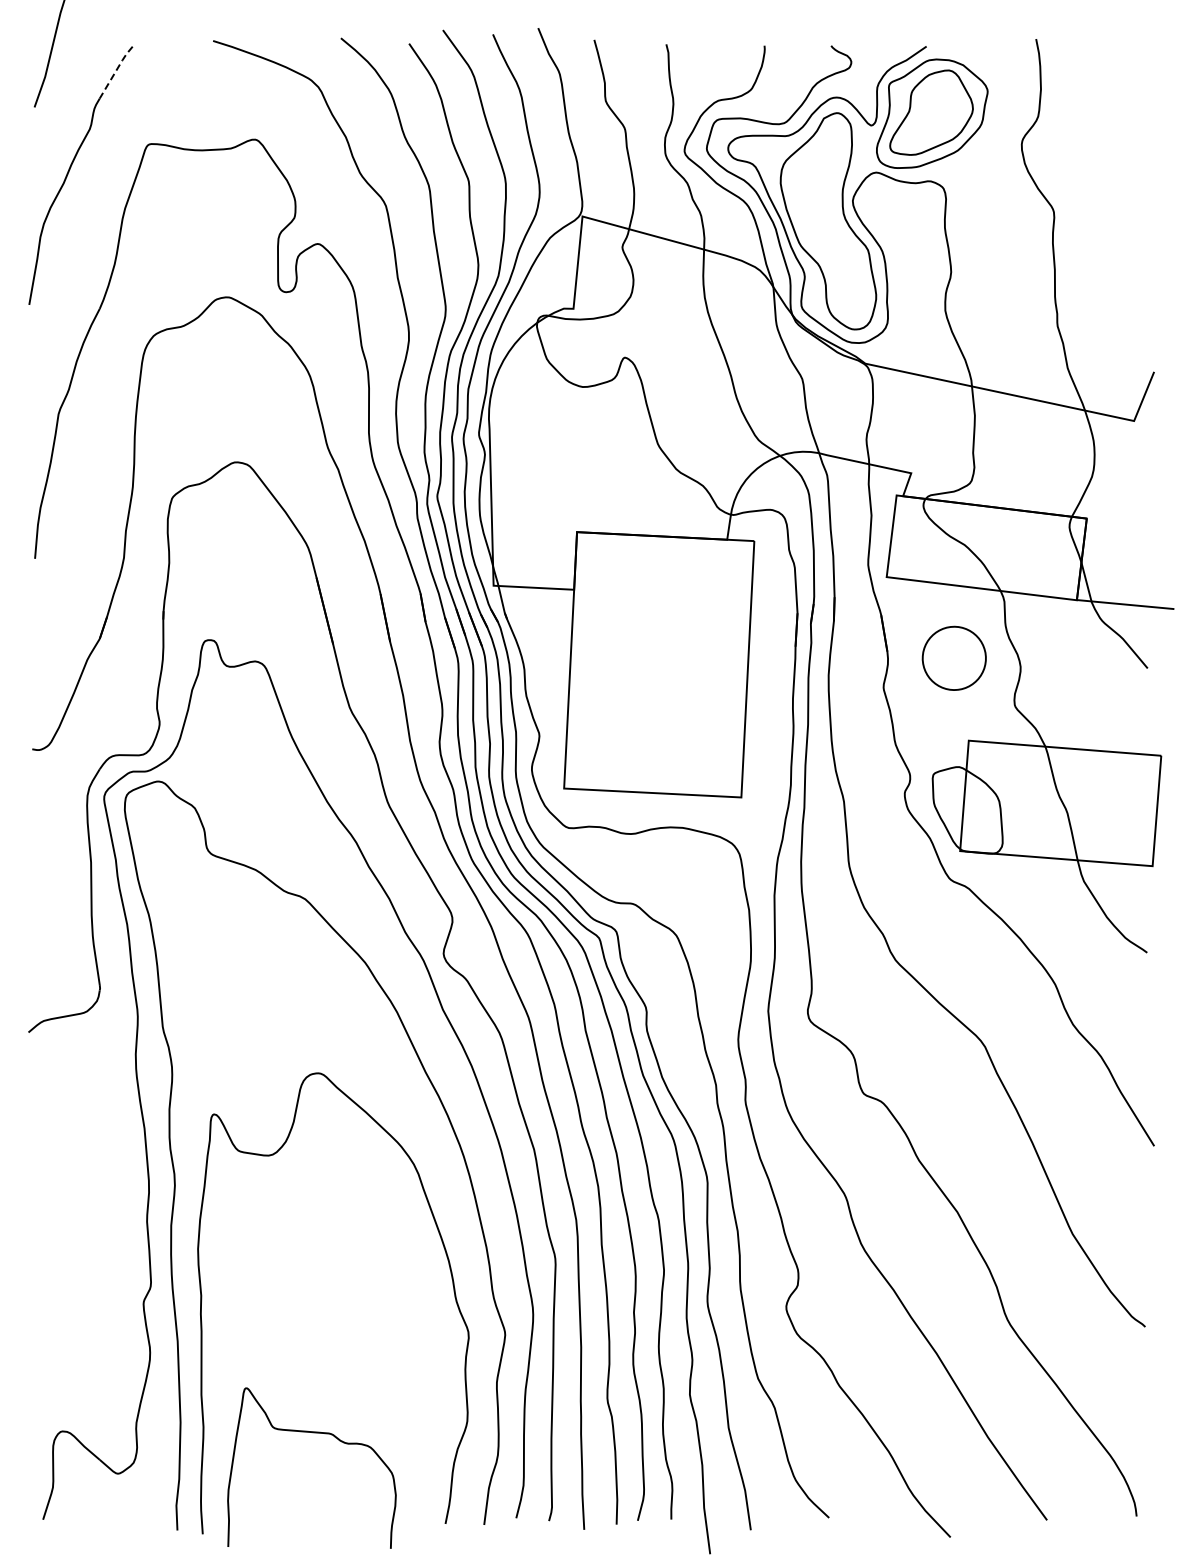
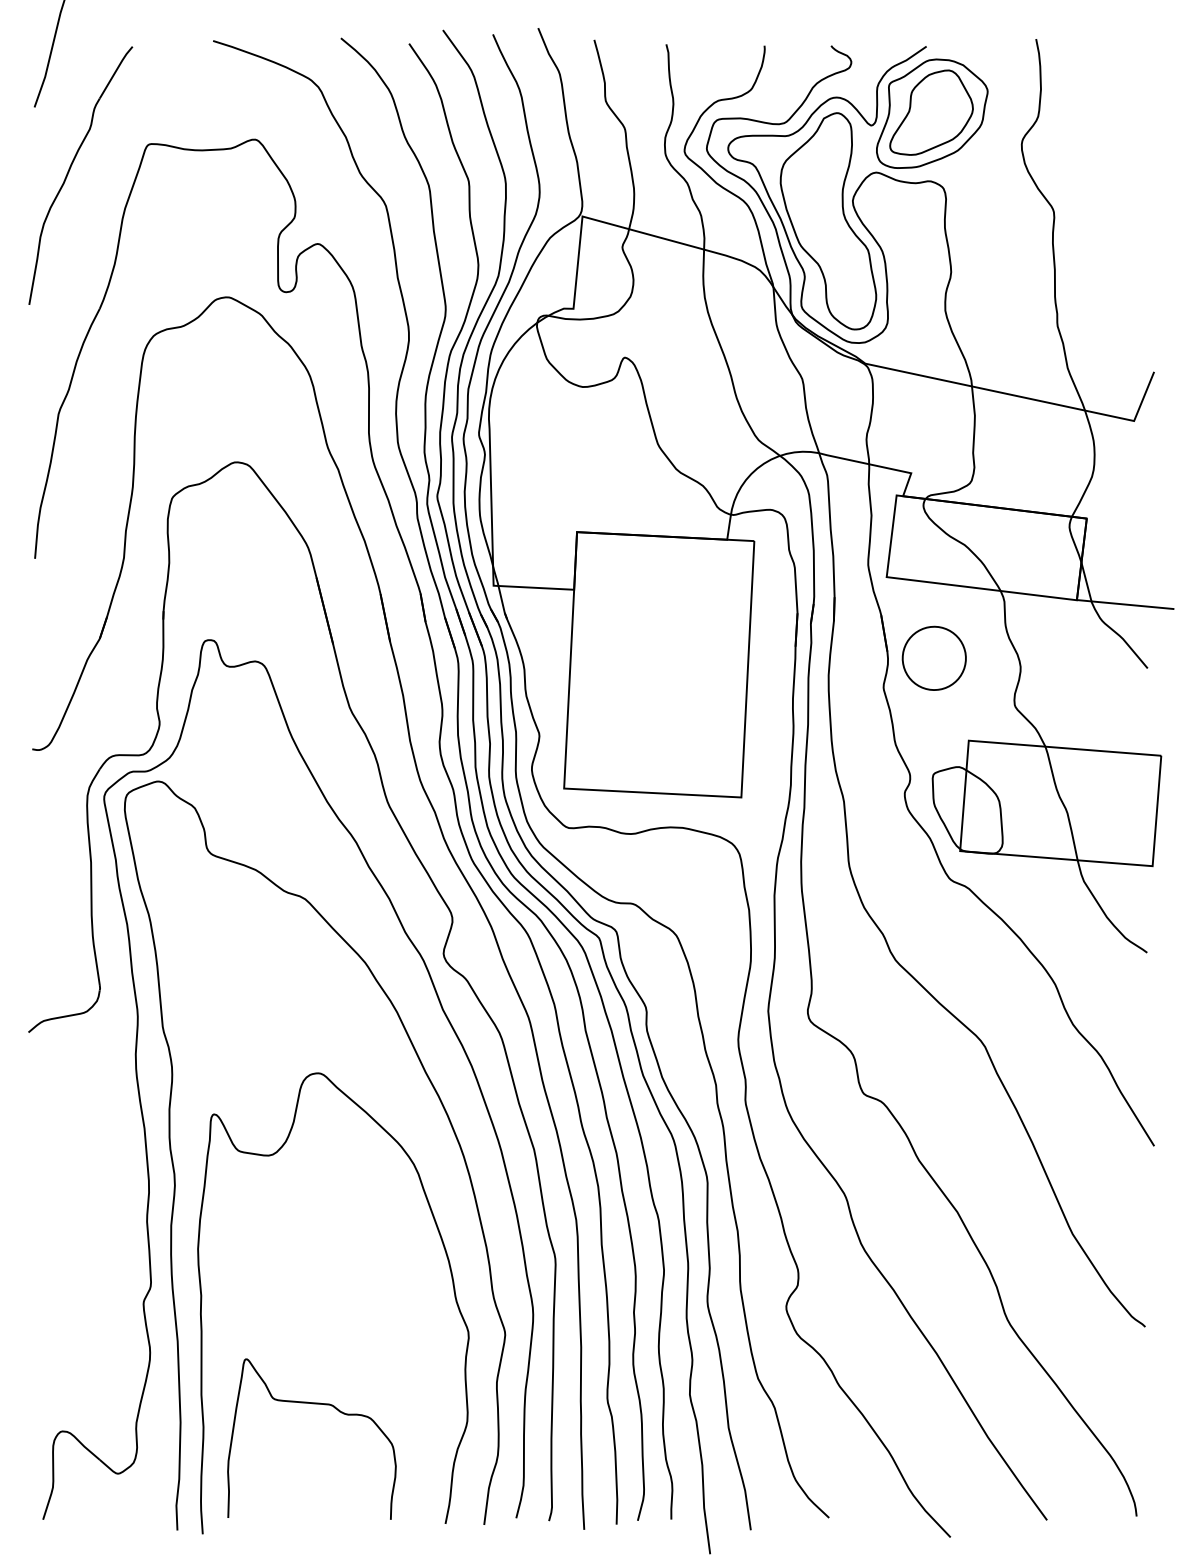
line: dashed -> solid (115, 71)
part position: (953, 657) -> (933, 657) (933, 657)
curve position: (312, 1433) -> (312, 1404) (312, 1404)
